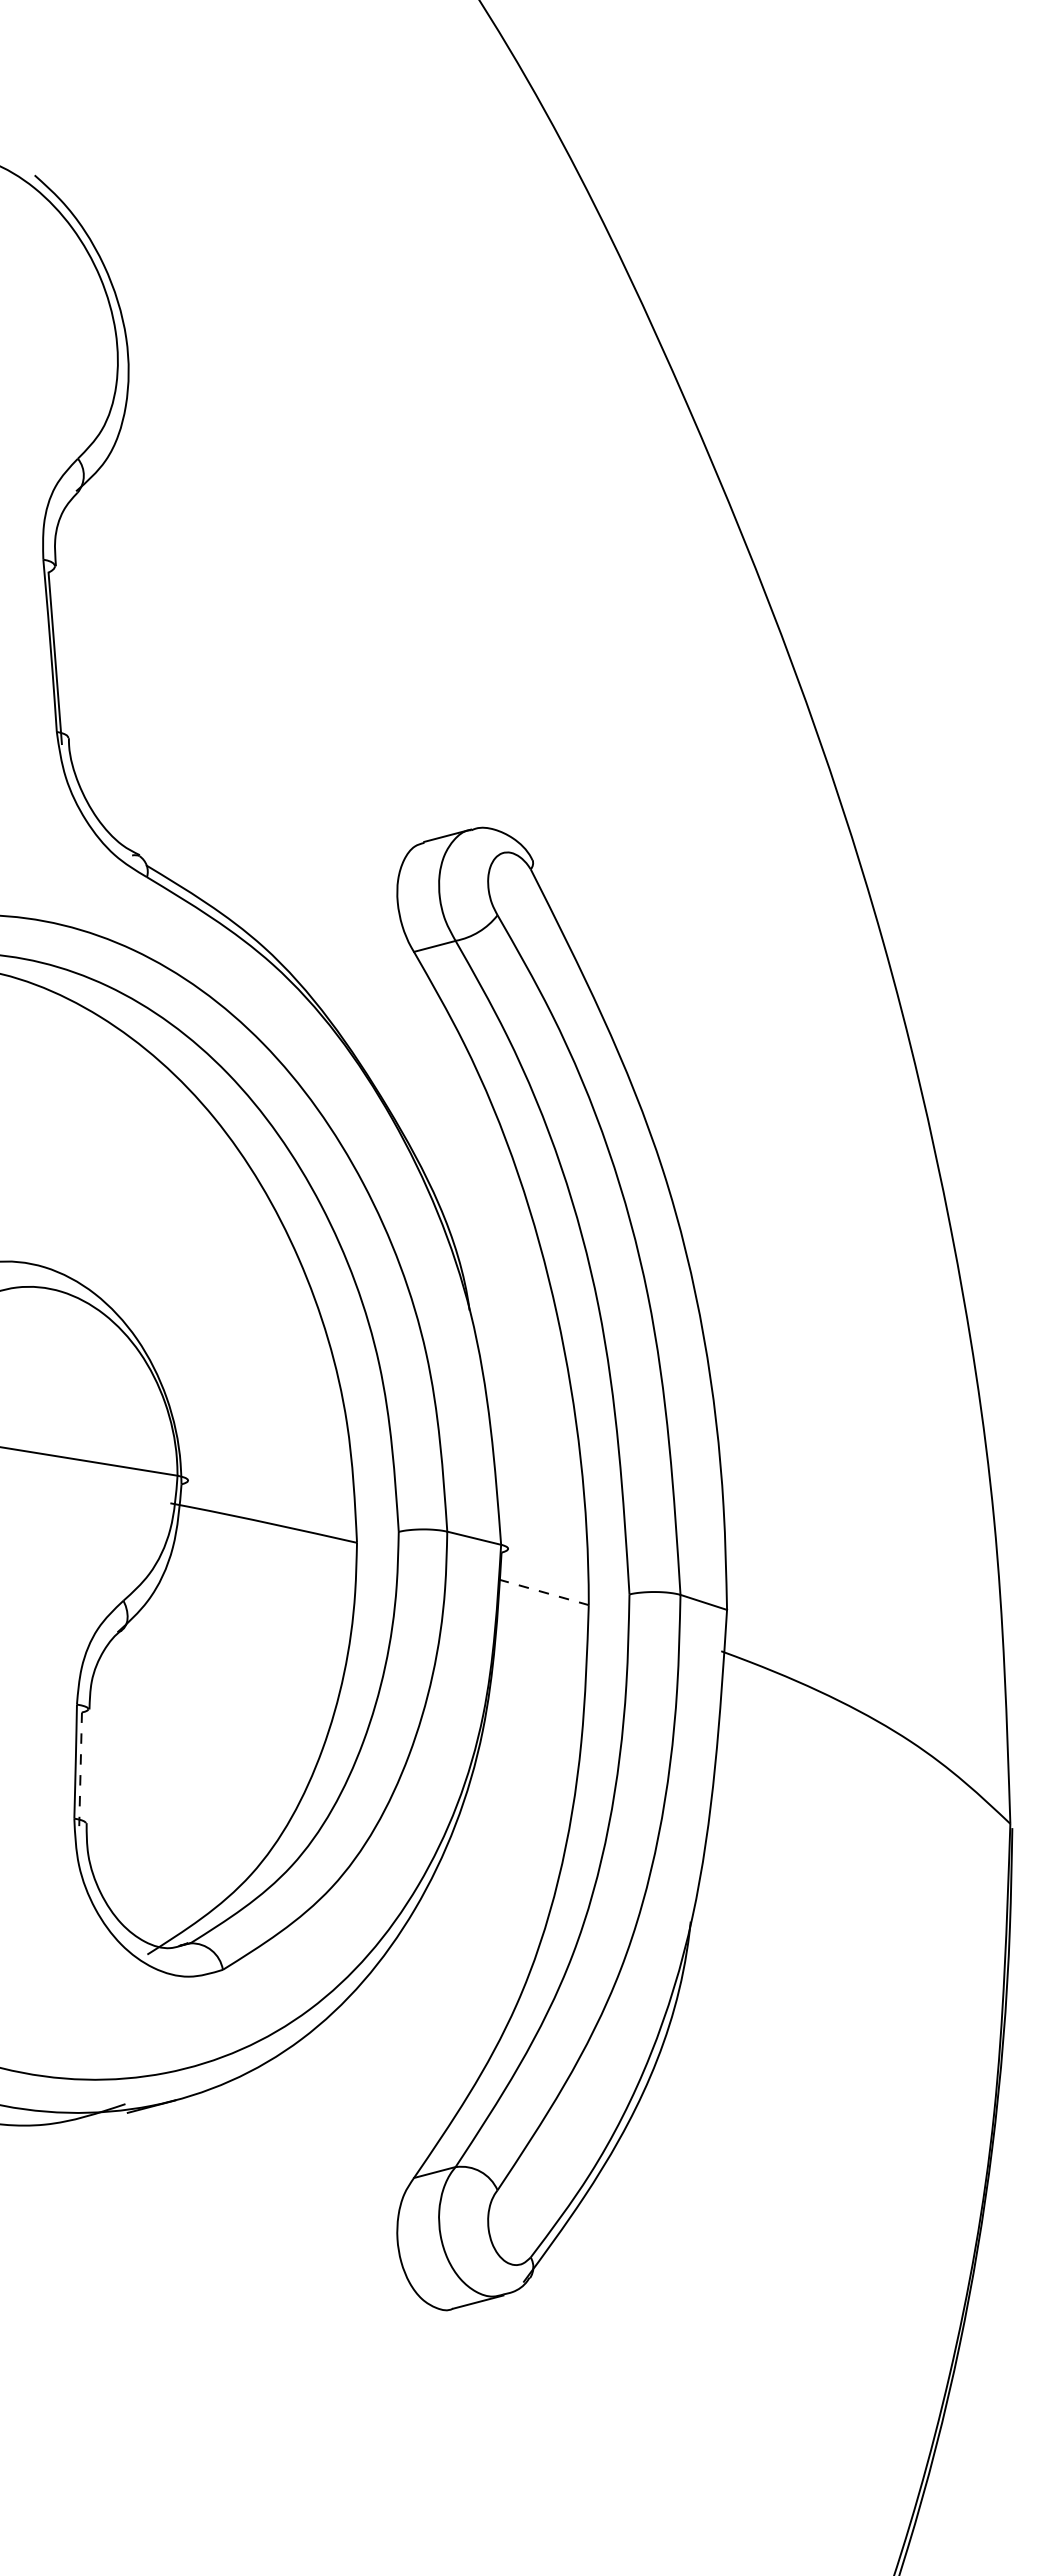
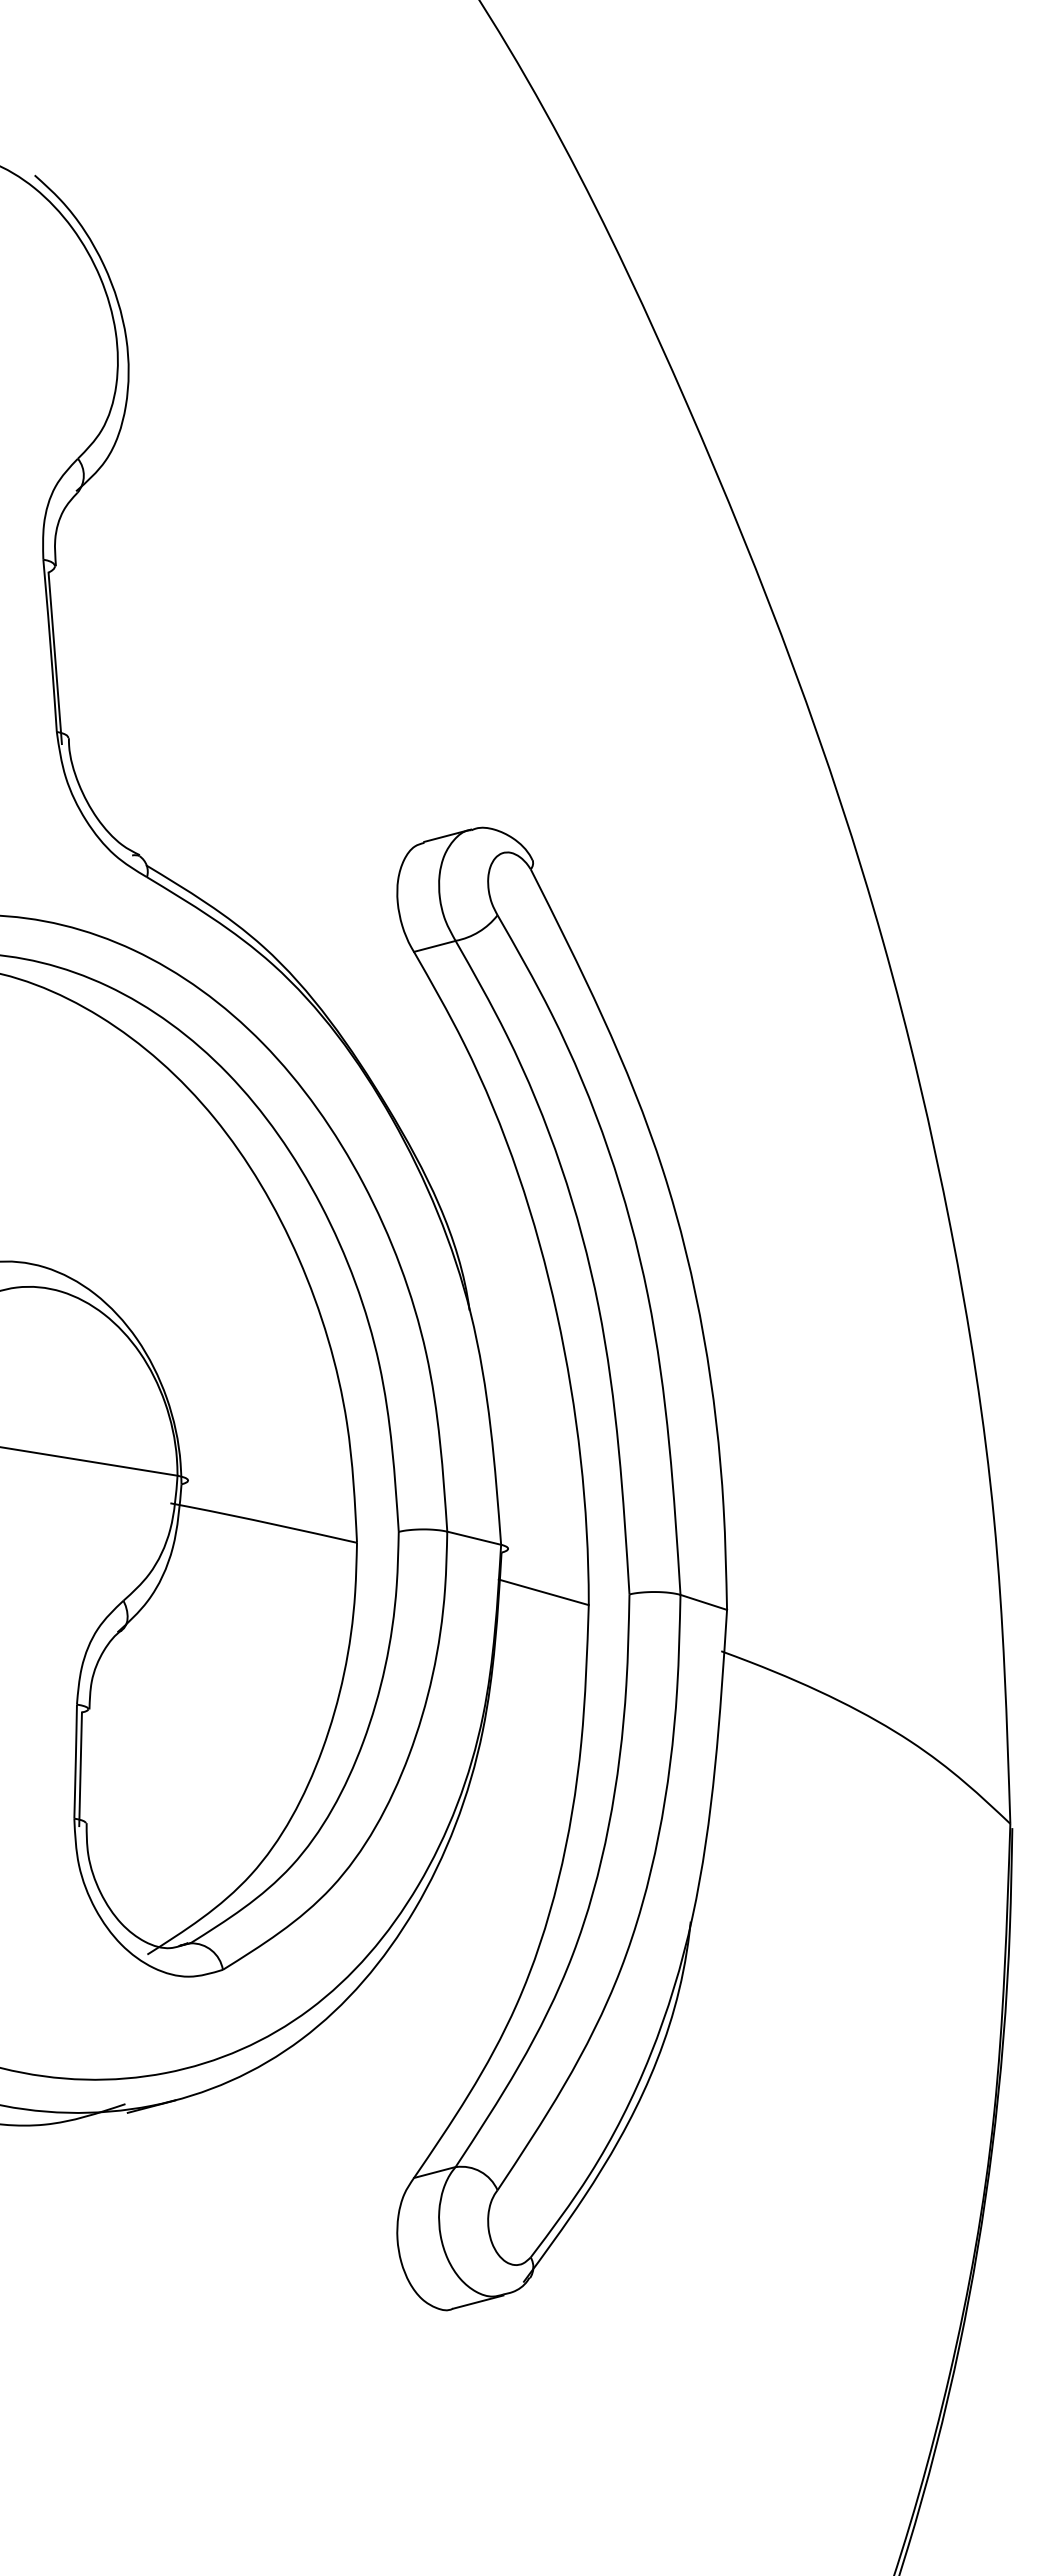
line: dashed -> solid (543, 1592)
line: dashed -> solid (80, 1769)
